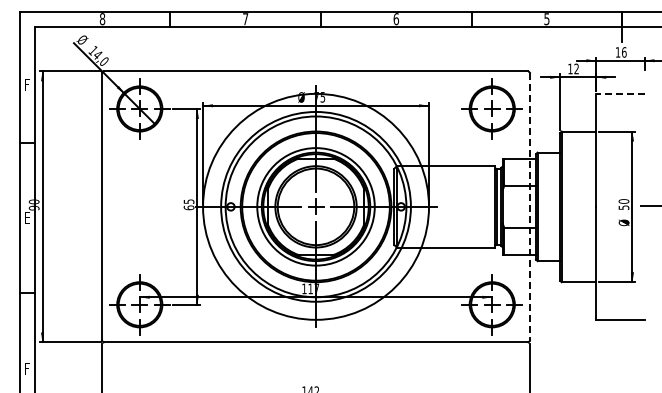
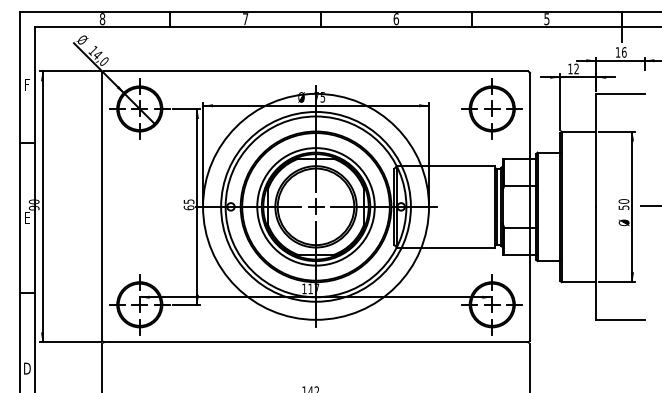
line: dashed -> solid (619, 93)
line: dashed -> solid (529, 207)
text: F -> D (27, 368)
